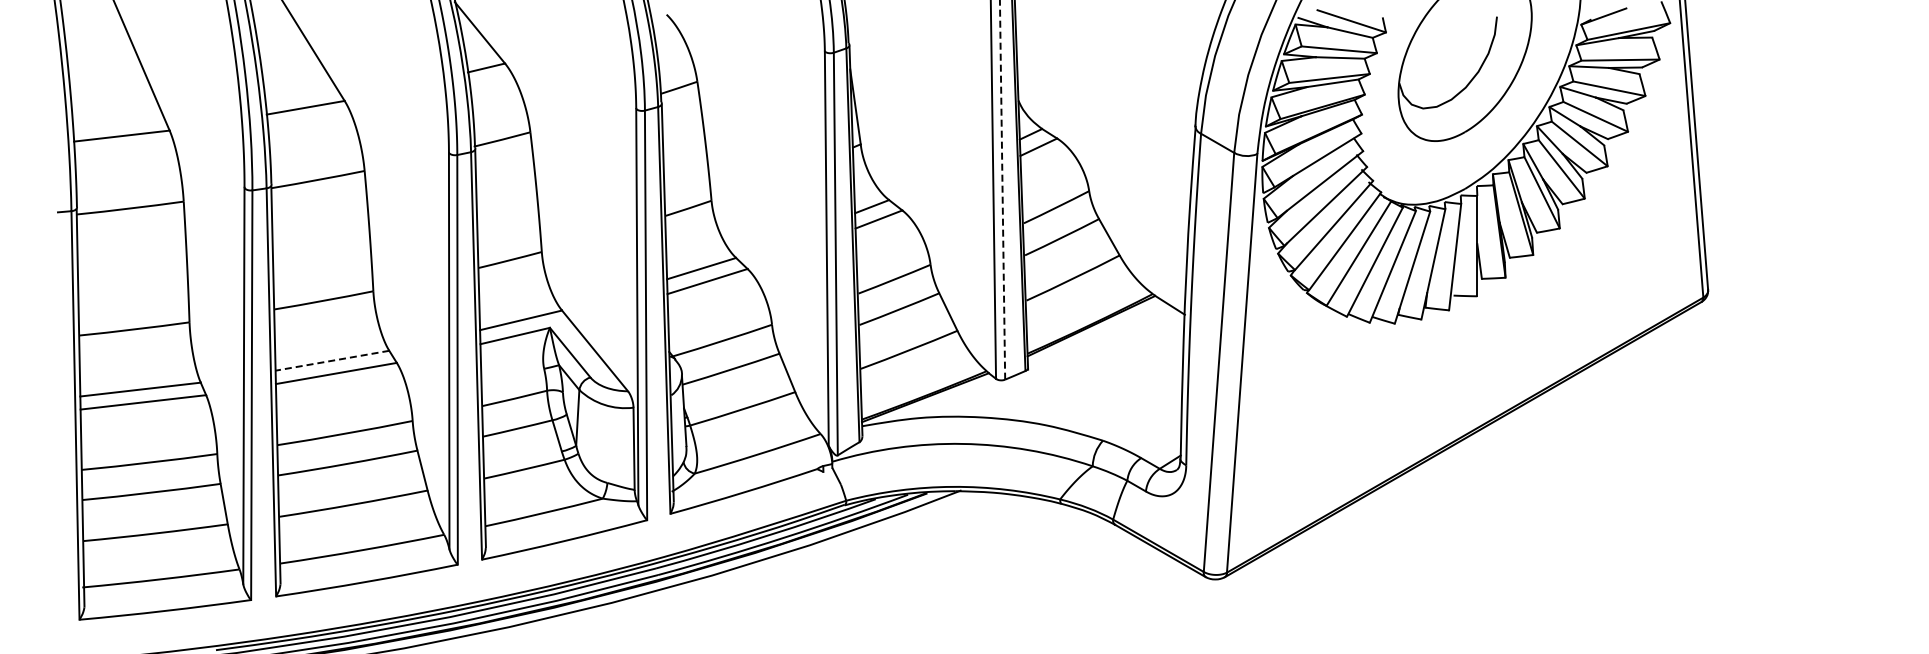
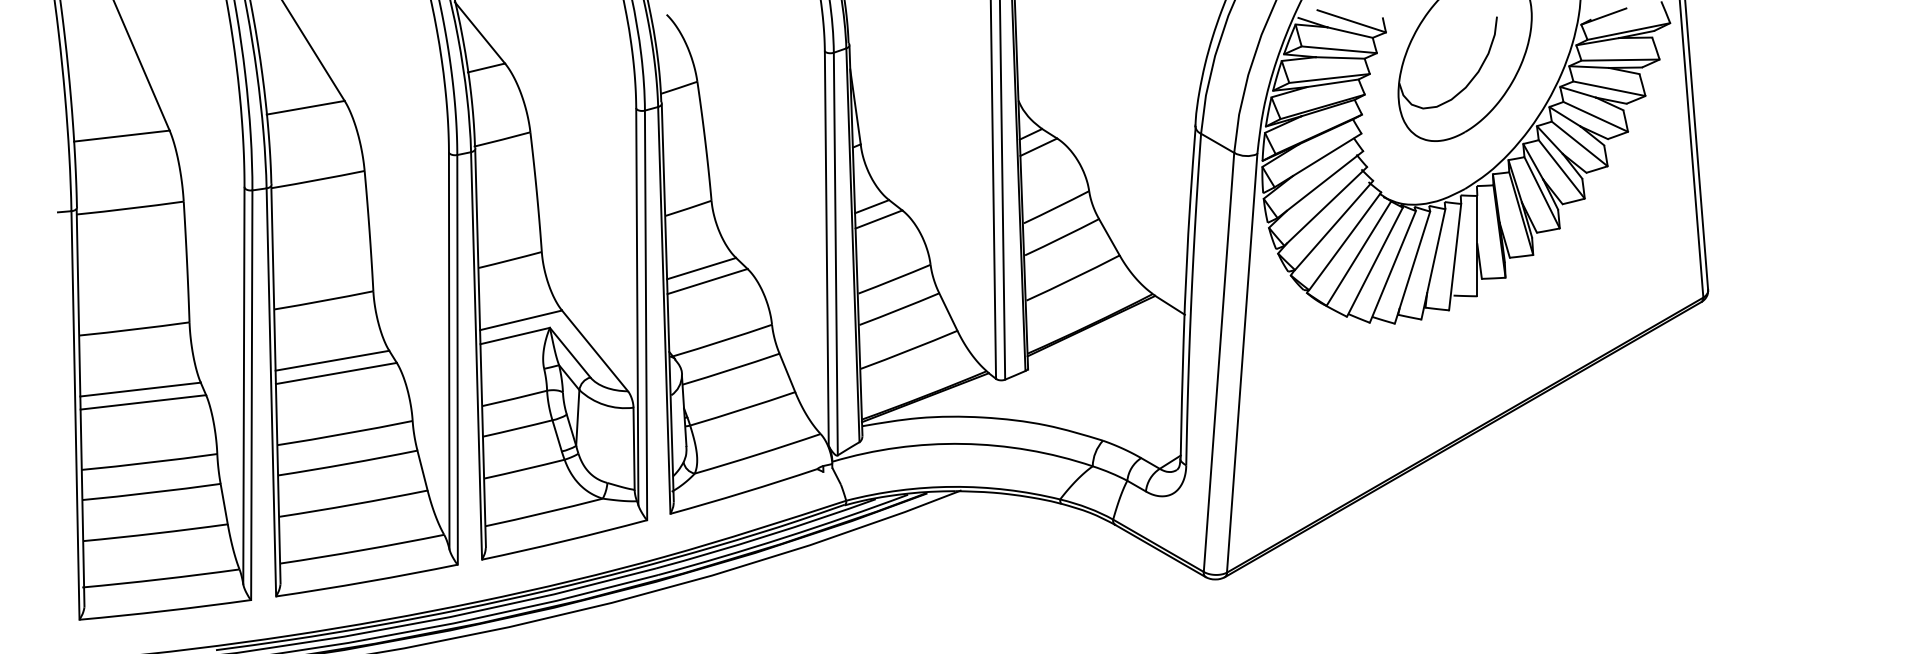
line: dashed -> solid (1002, 189)
line: dashed -> solid (332, 360)
